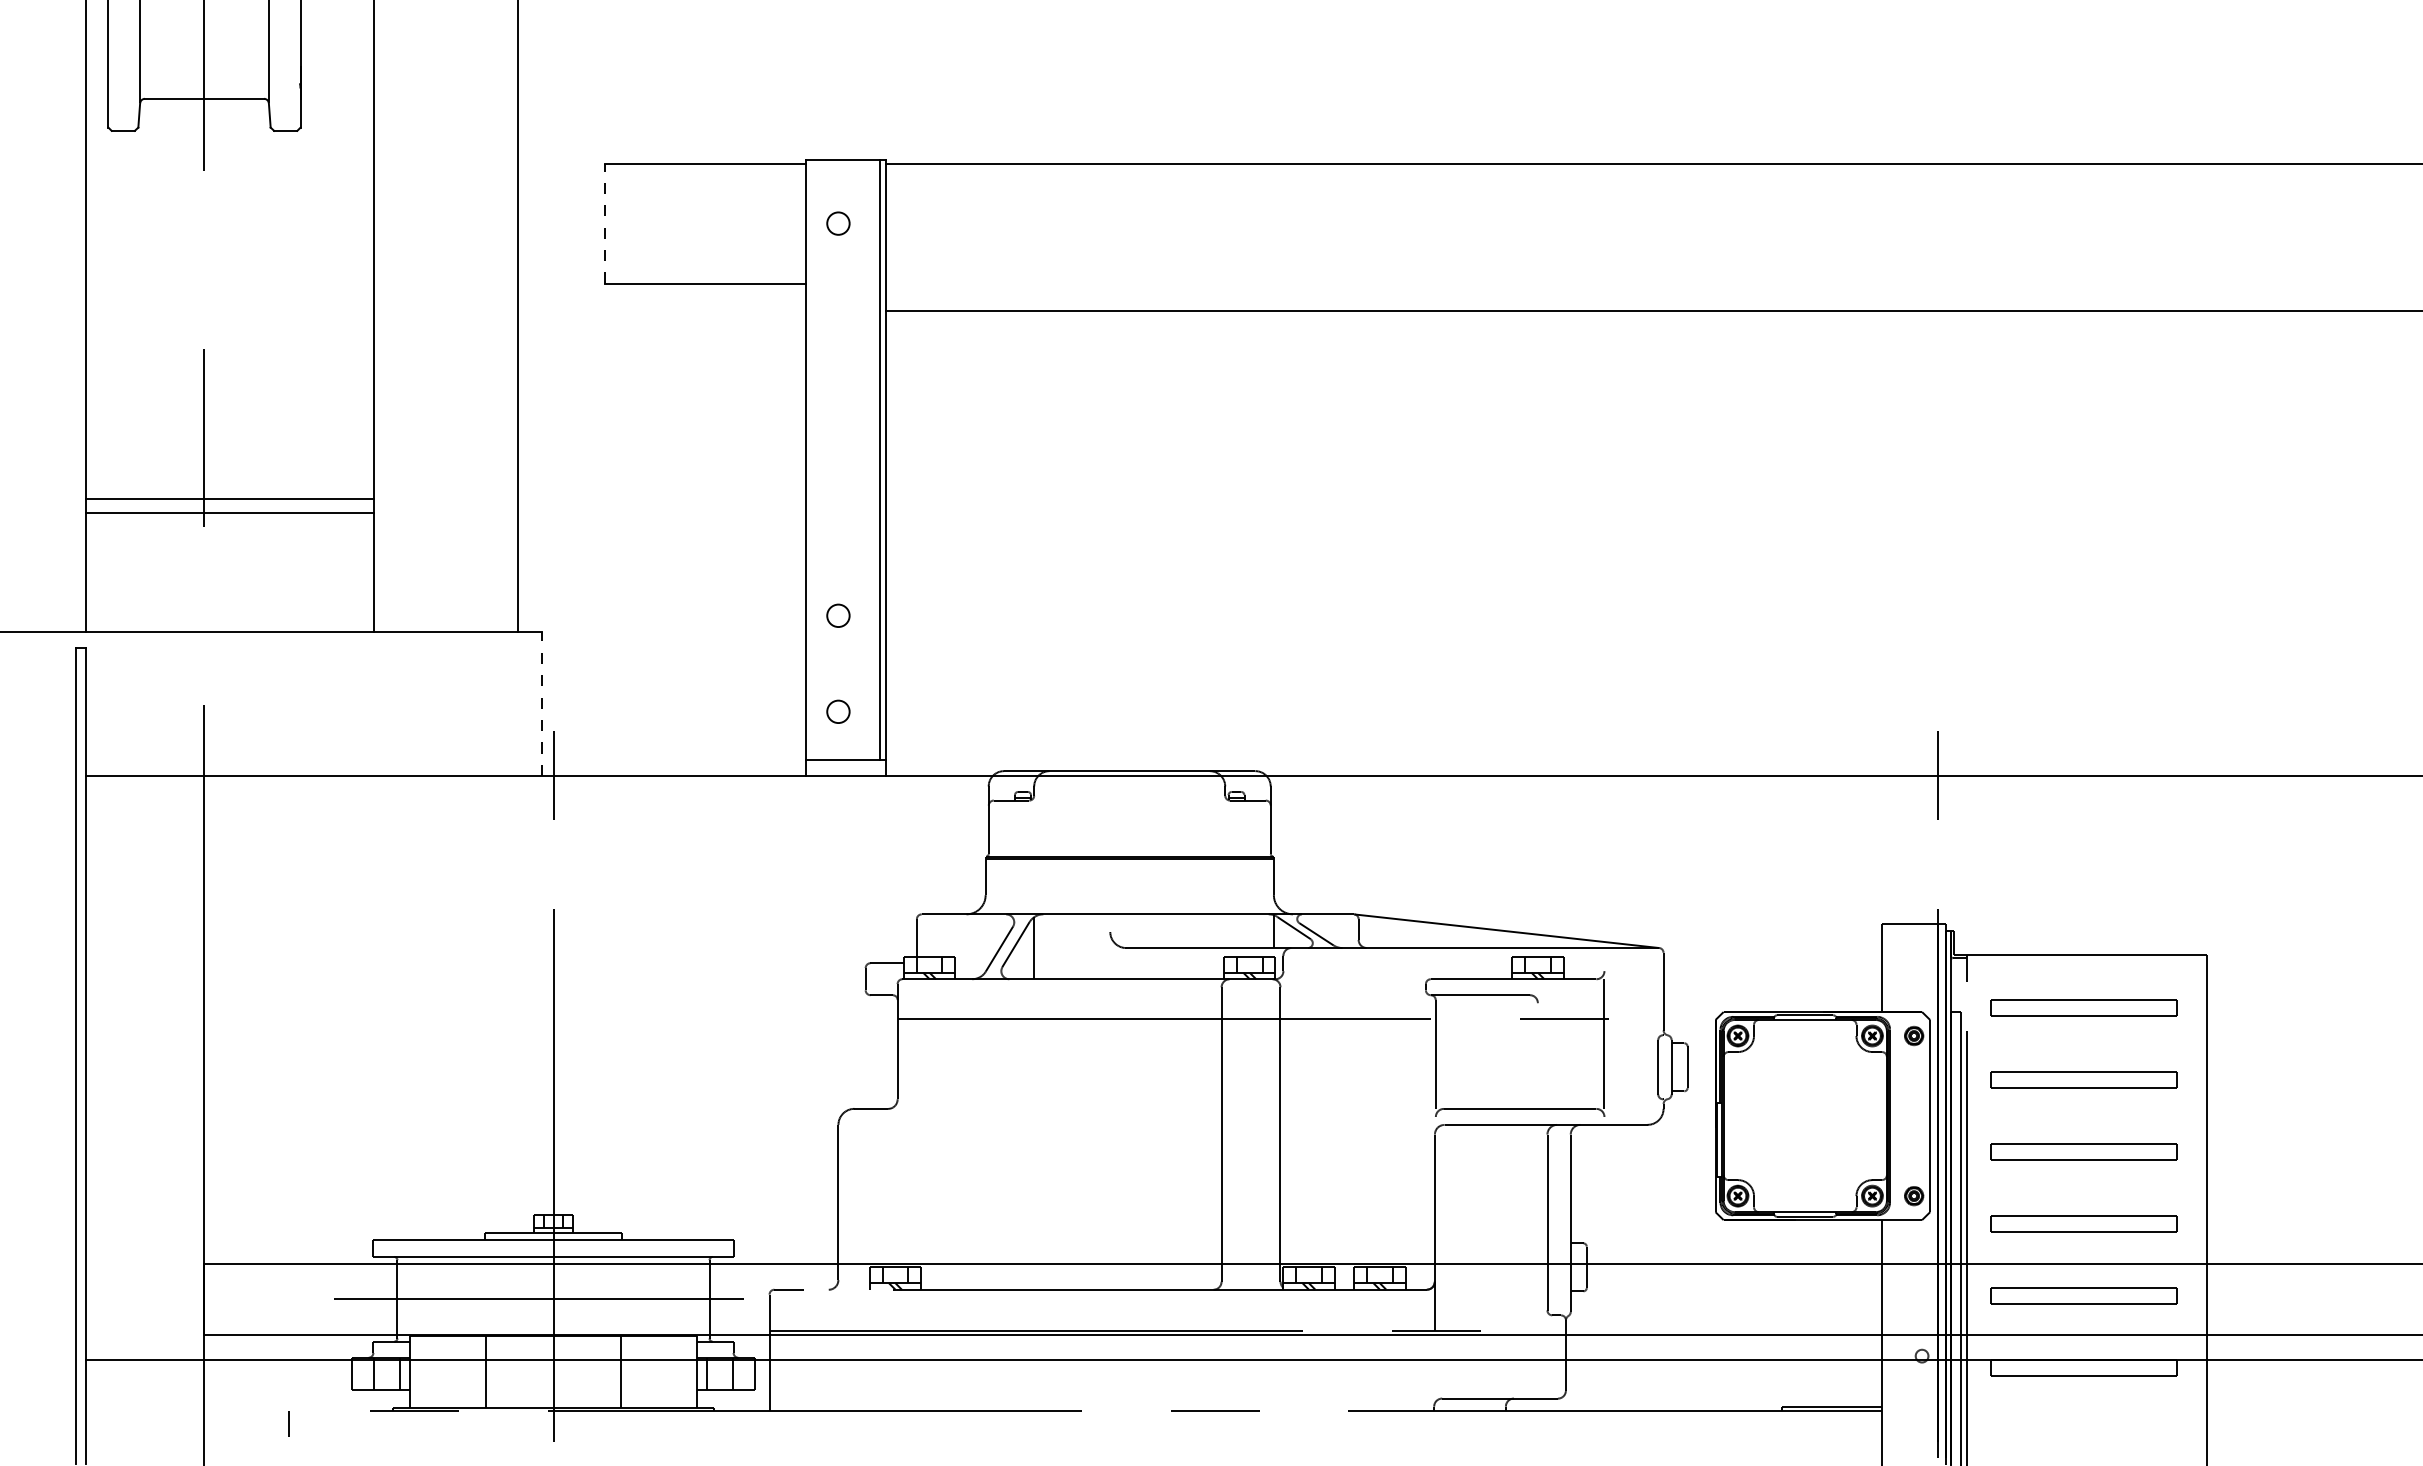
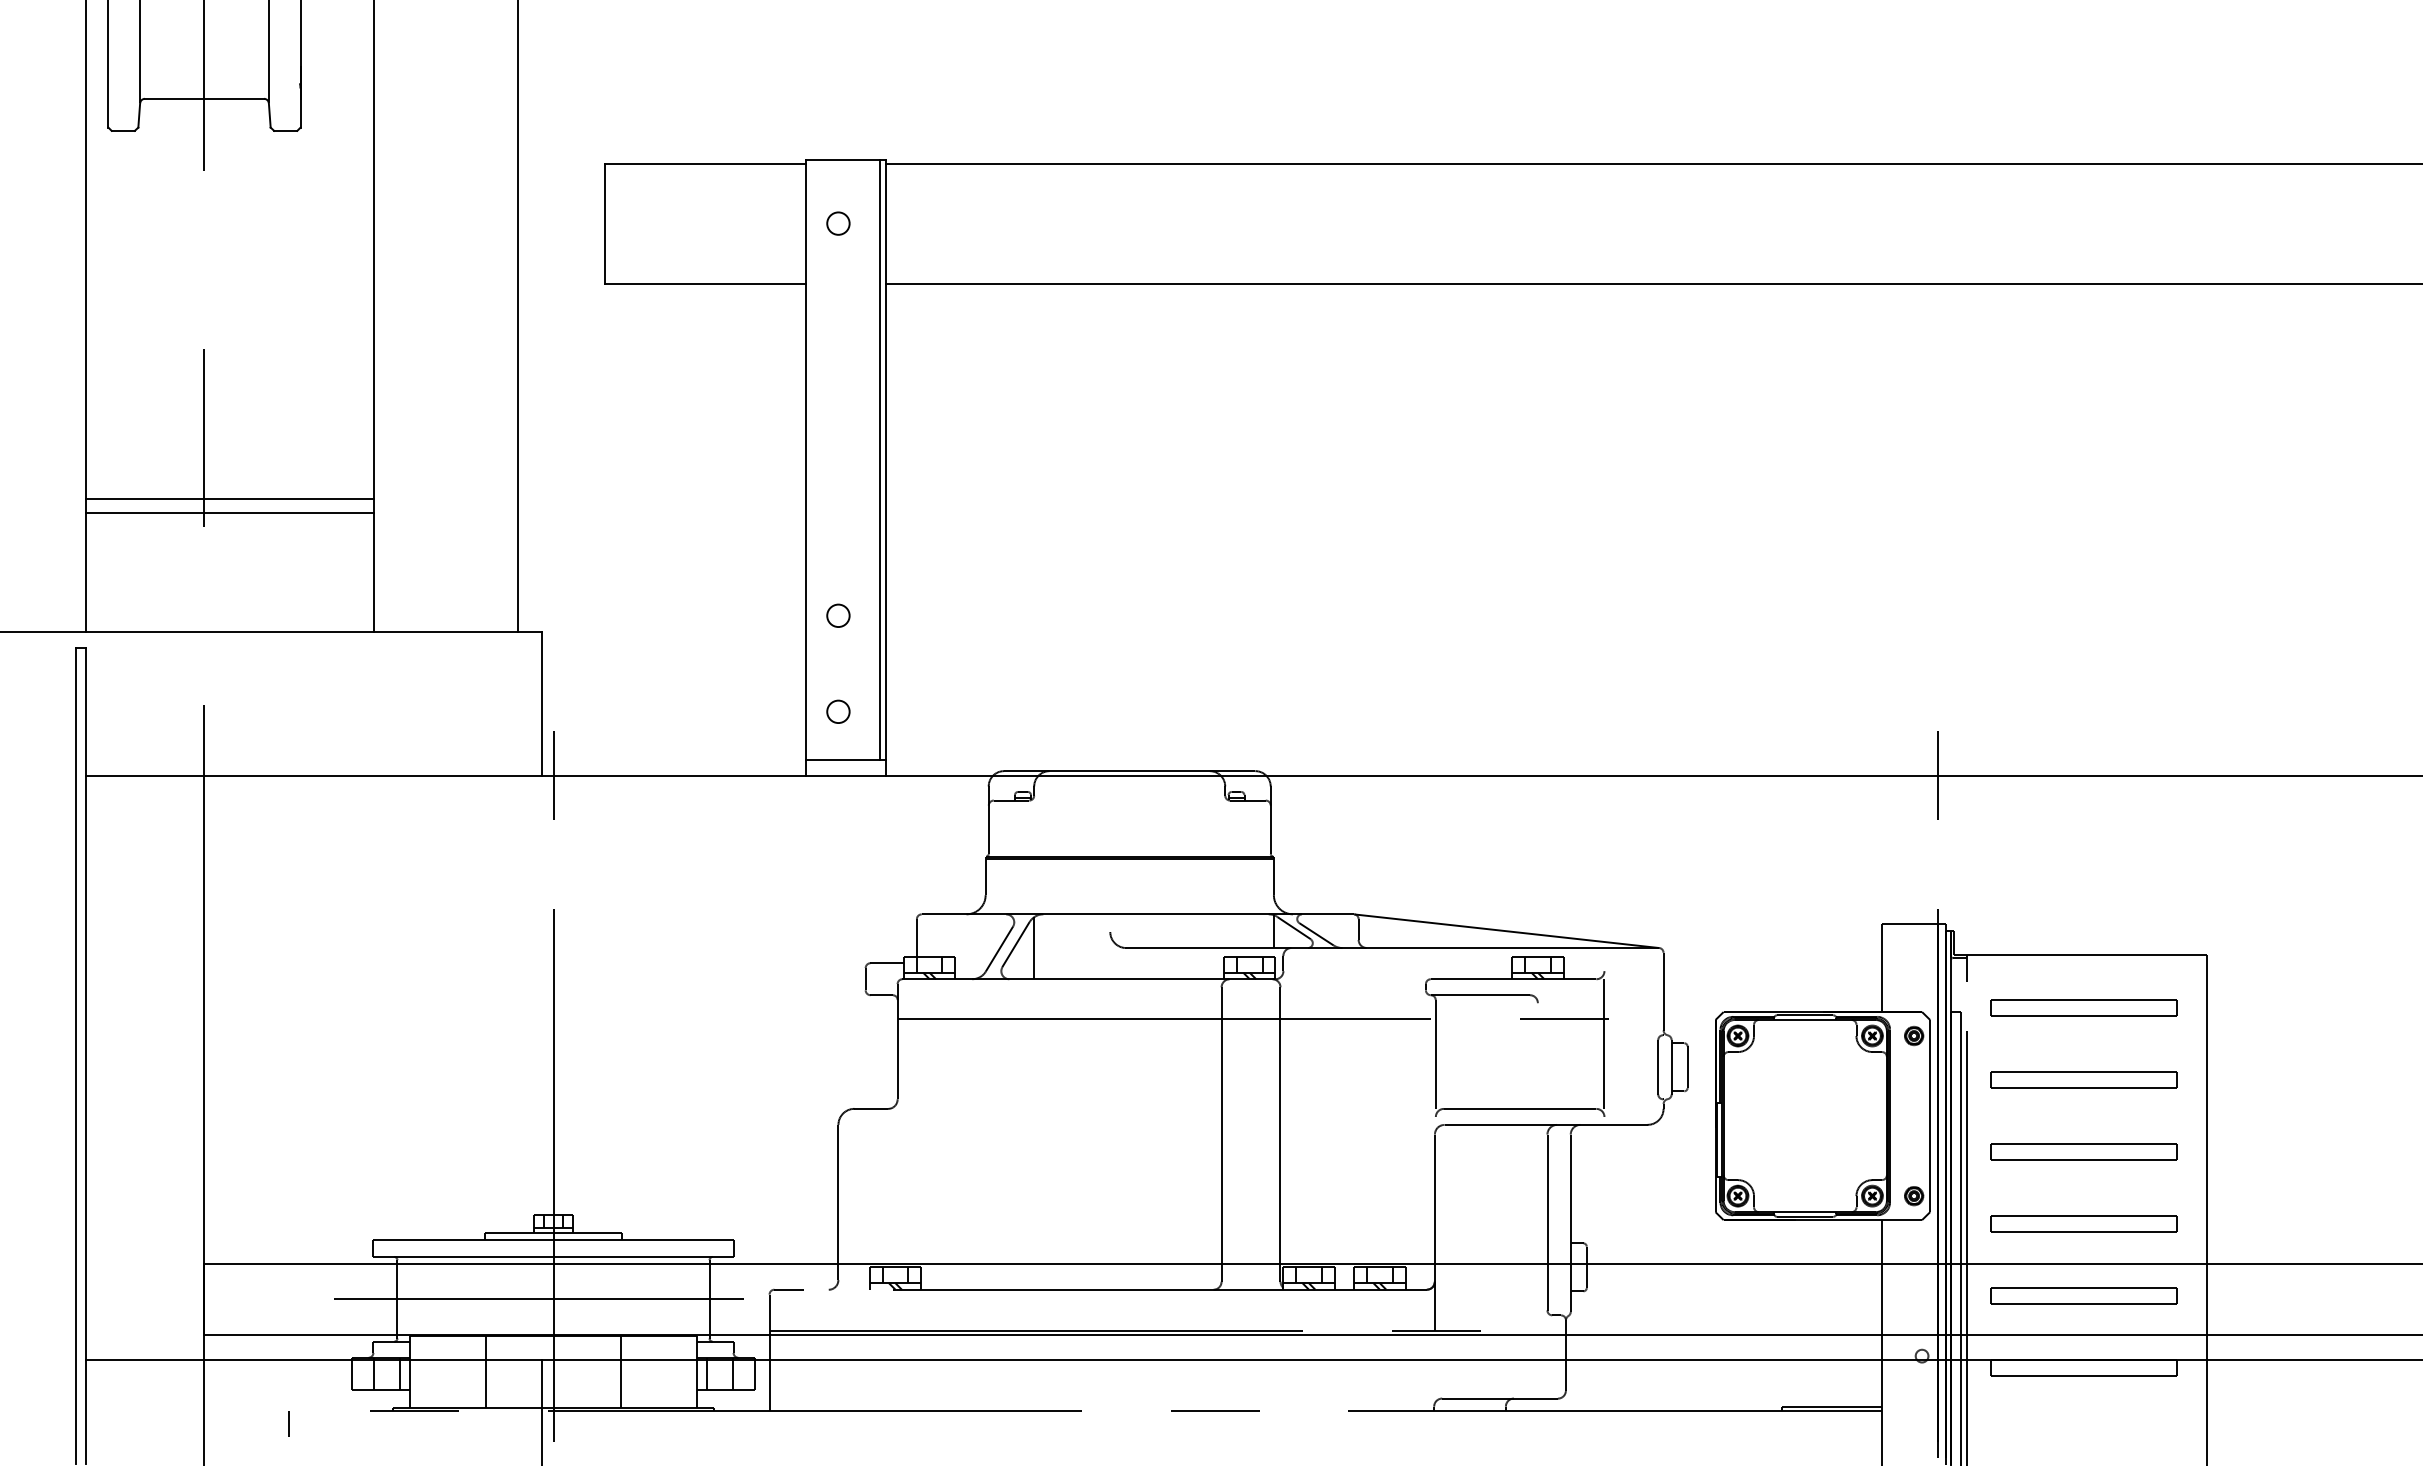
line: dashed -> solid (604, 223)
line position: (1652, 310) -> (1652, 283) (1652, 283)
line: dashed -> solid (542, 703)
line: none -> present (542, 1411)
